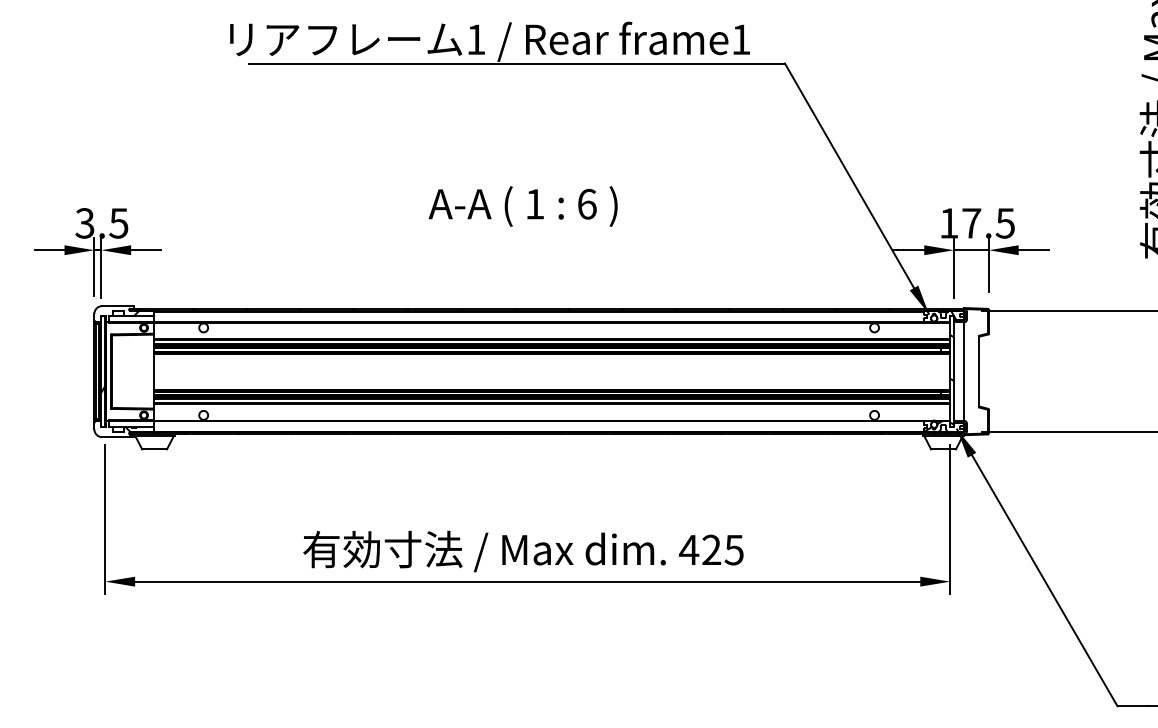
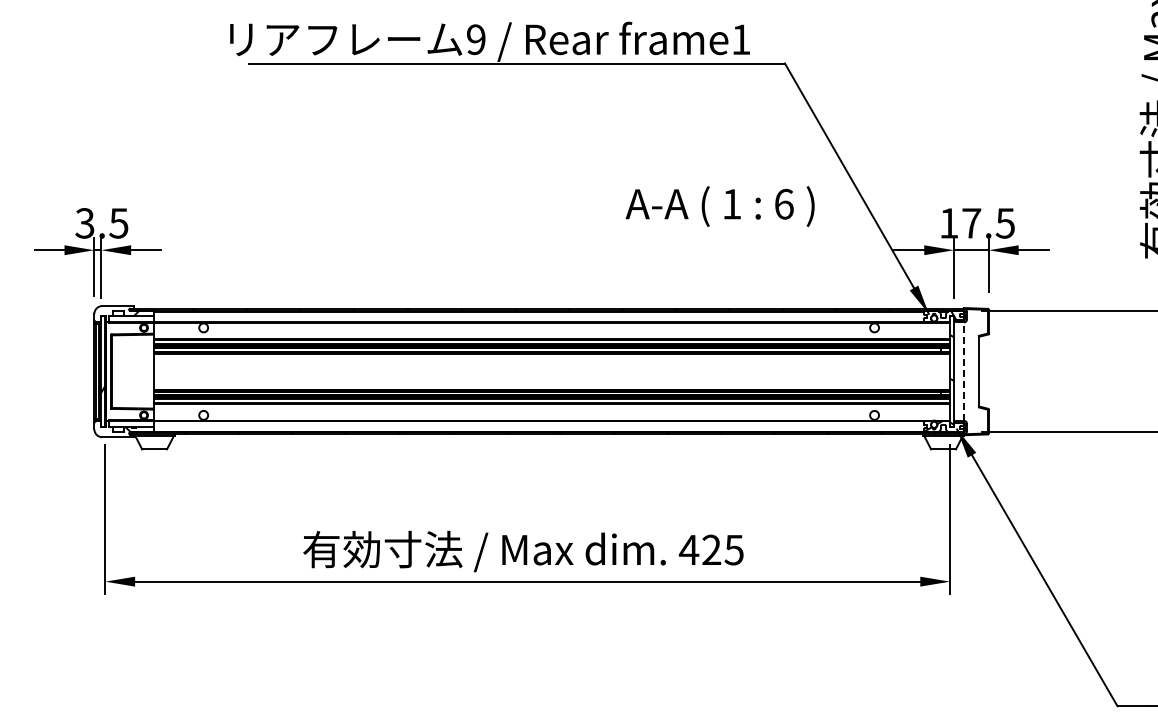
text: 1 -> 9 (476, 39)
text position: (522, 206) -> (719, 206) (719, 206)
line: solid -> dashed (964, 371)
